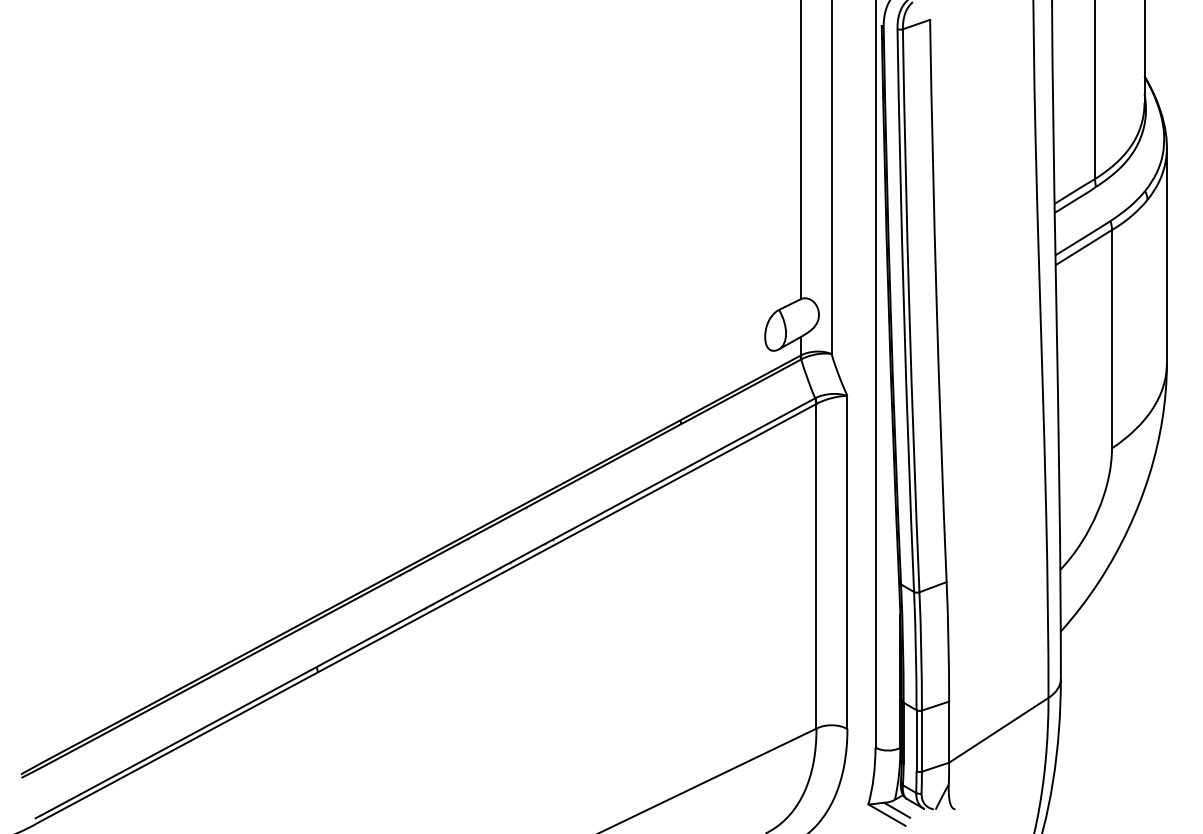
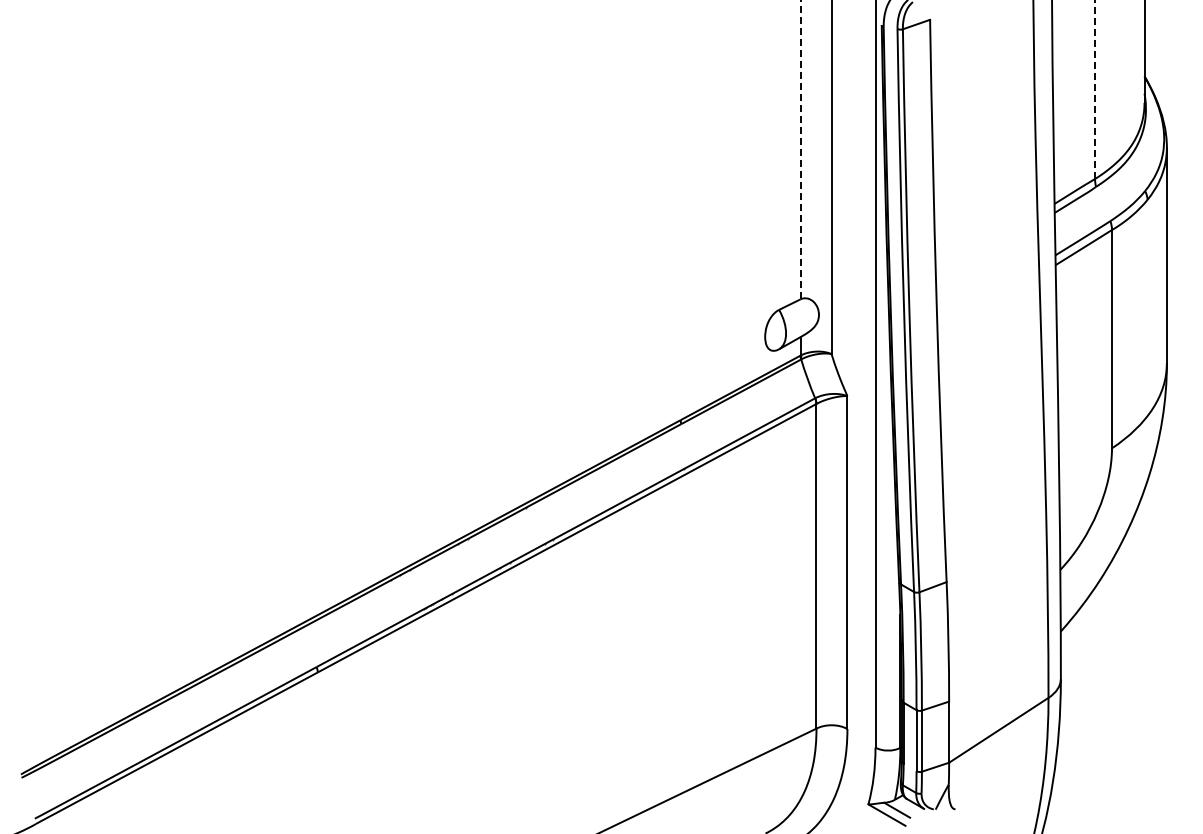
line: solid -> dashed (1095, 89)
line: solid -> dashed (800, 149)
